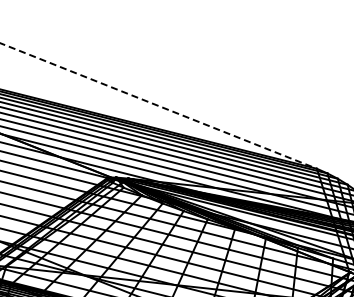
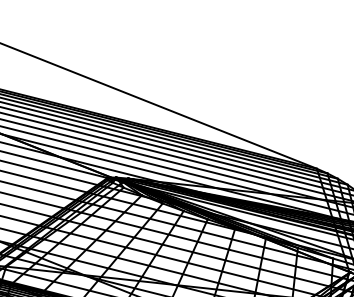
line: dashed -> solid (159, 106)
